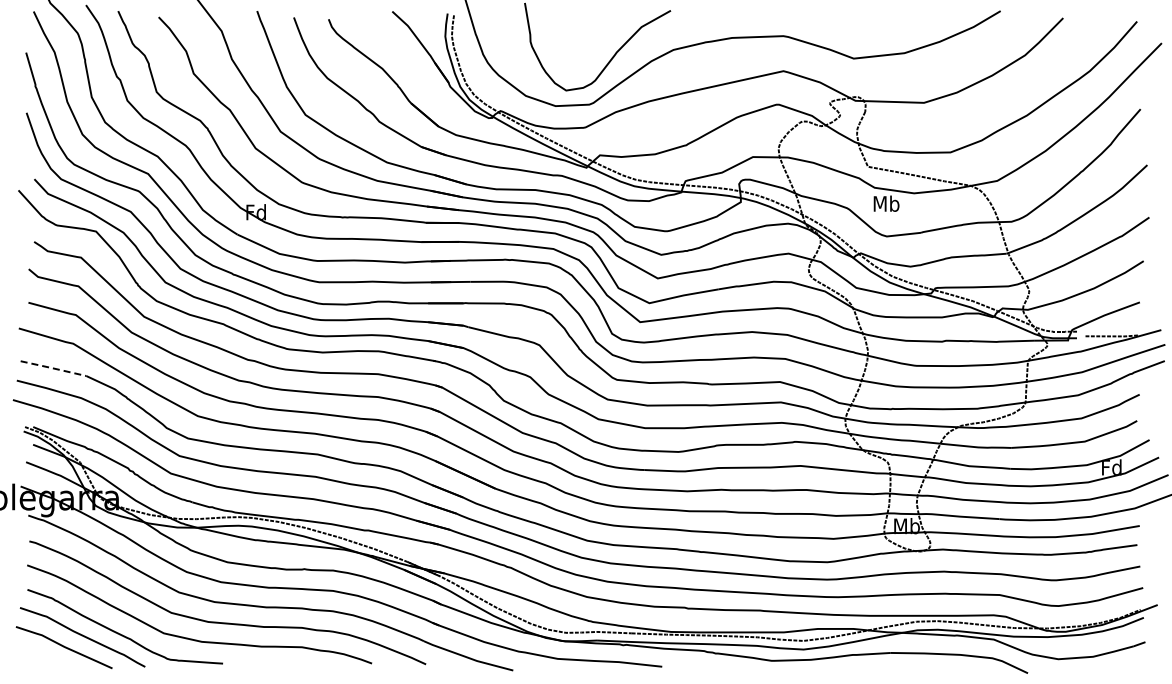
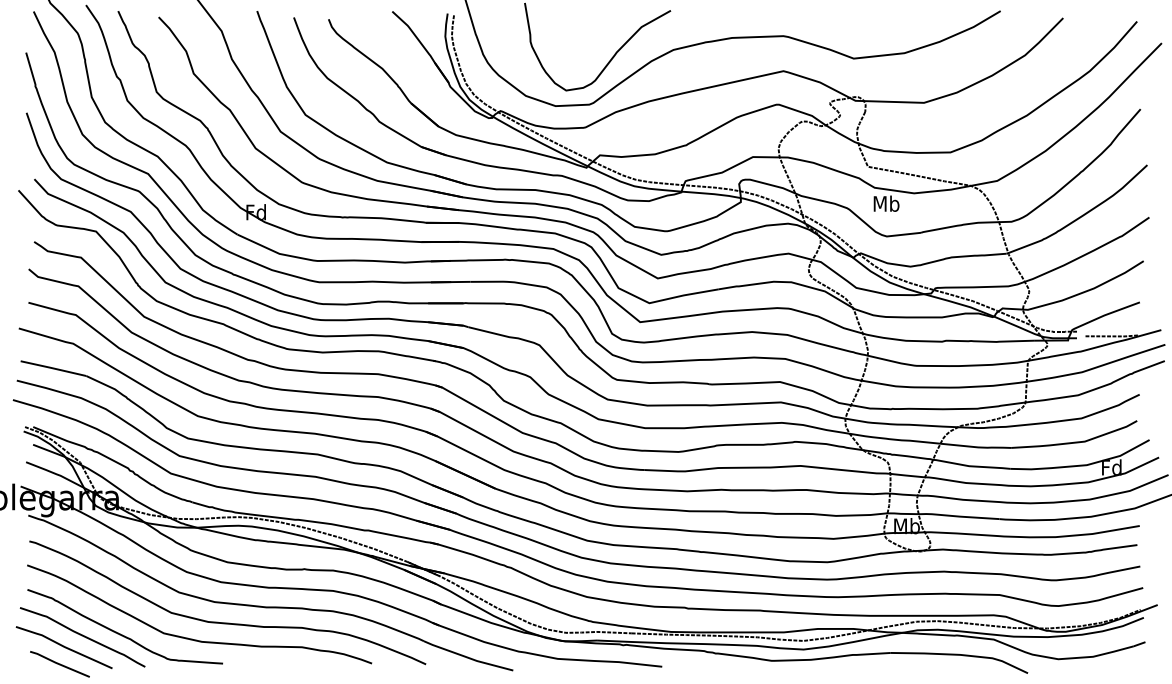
line: dashed -> solid (53, 368)
line: none -> present (59, 664)
